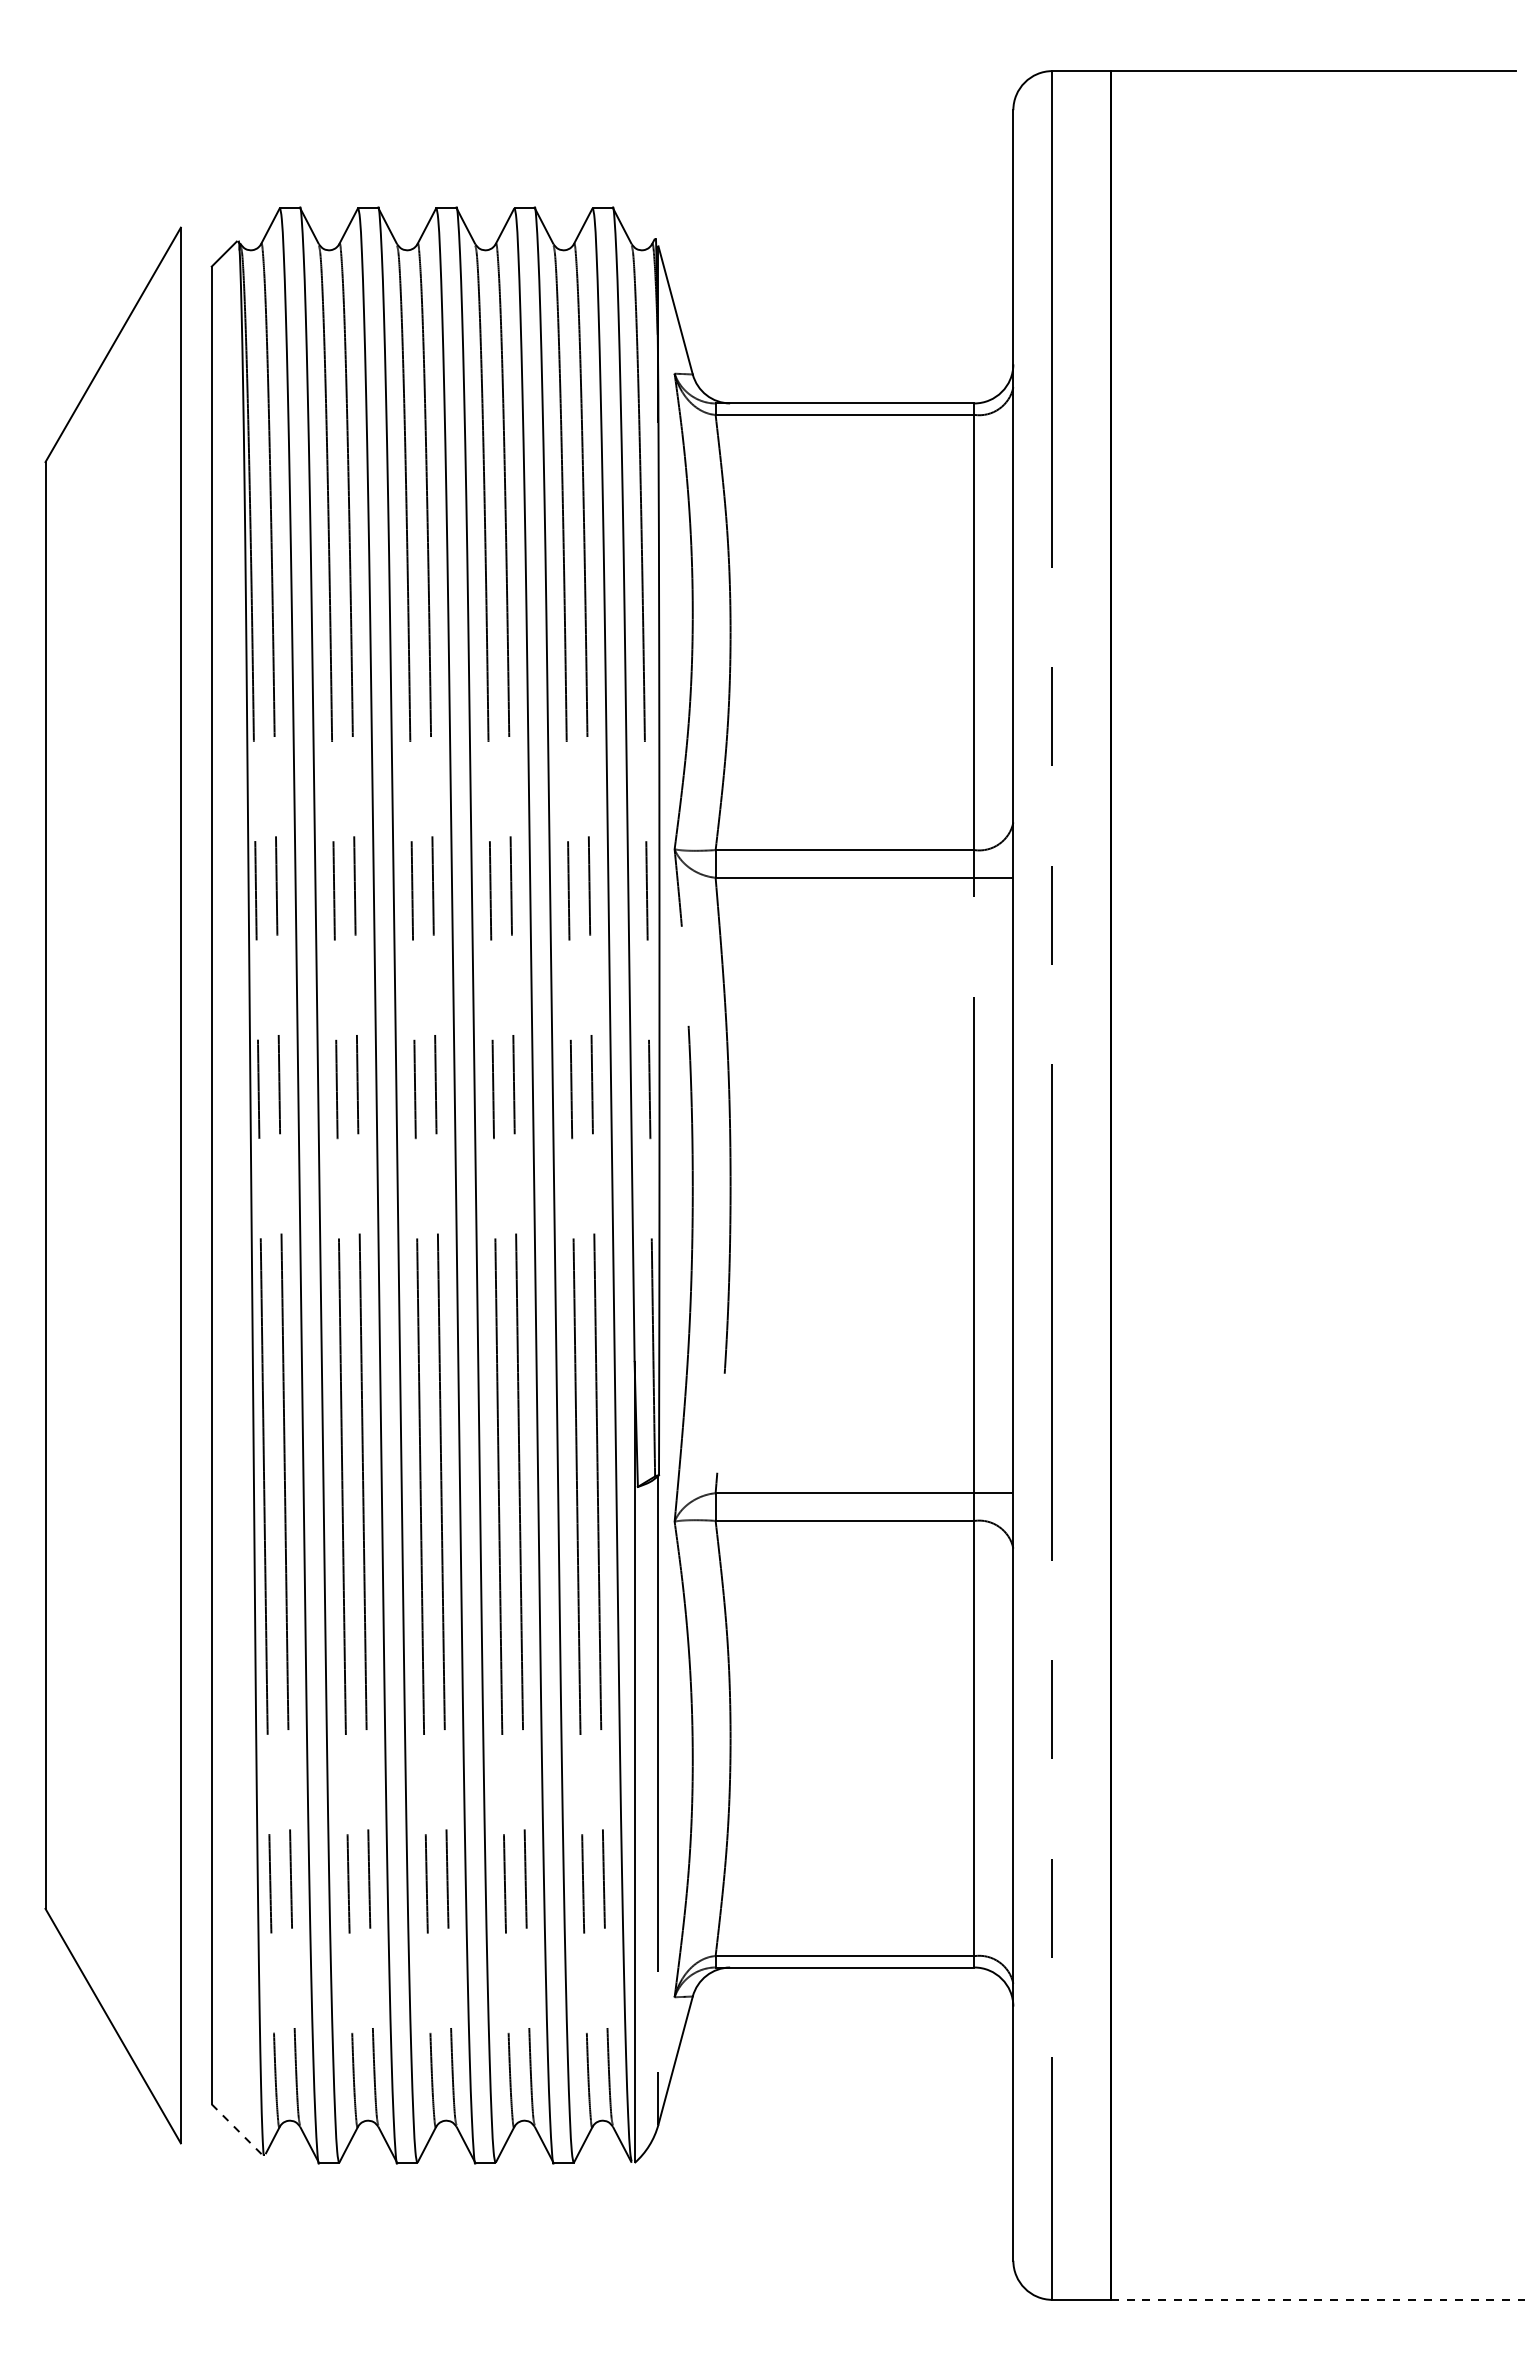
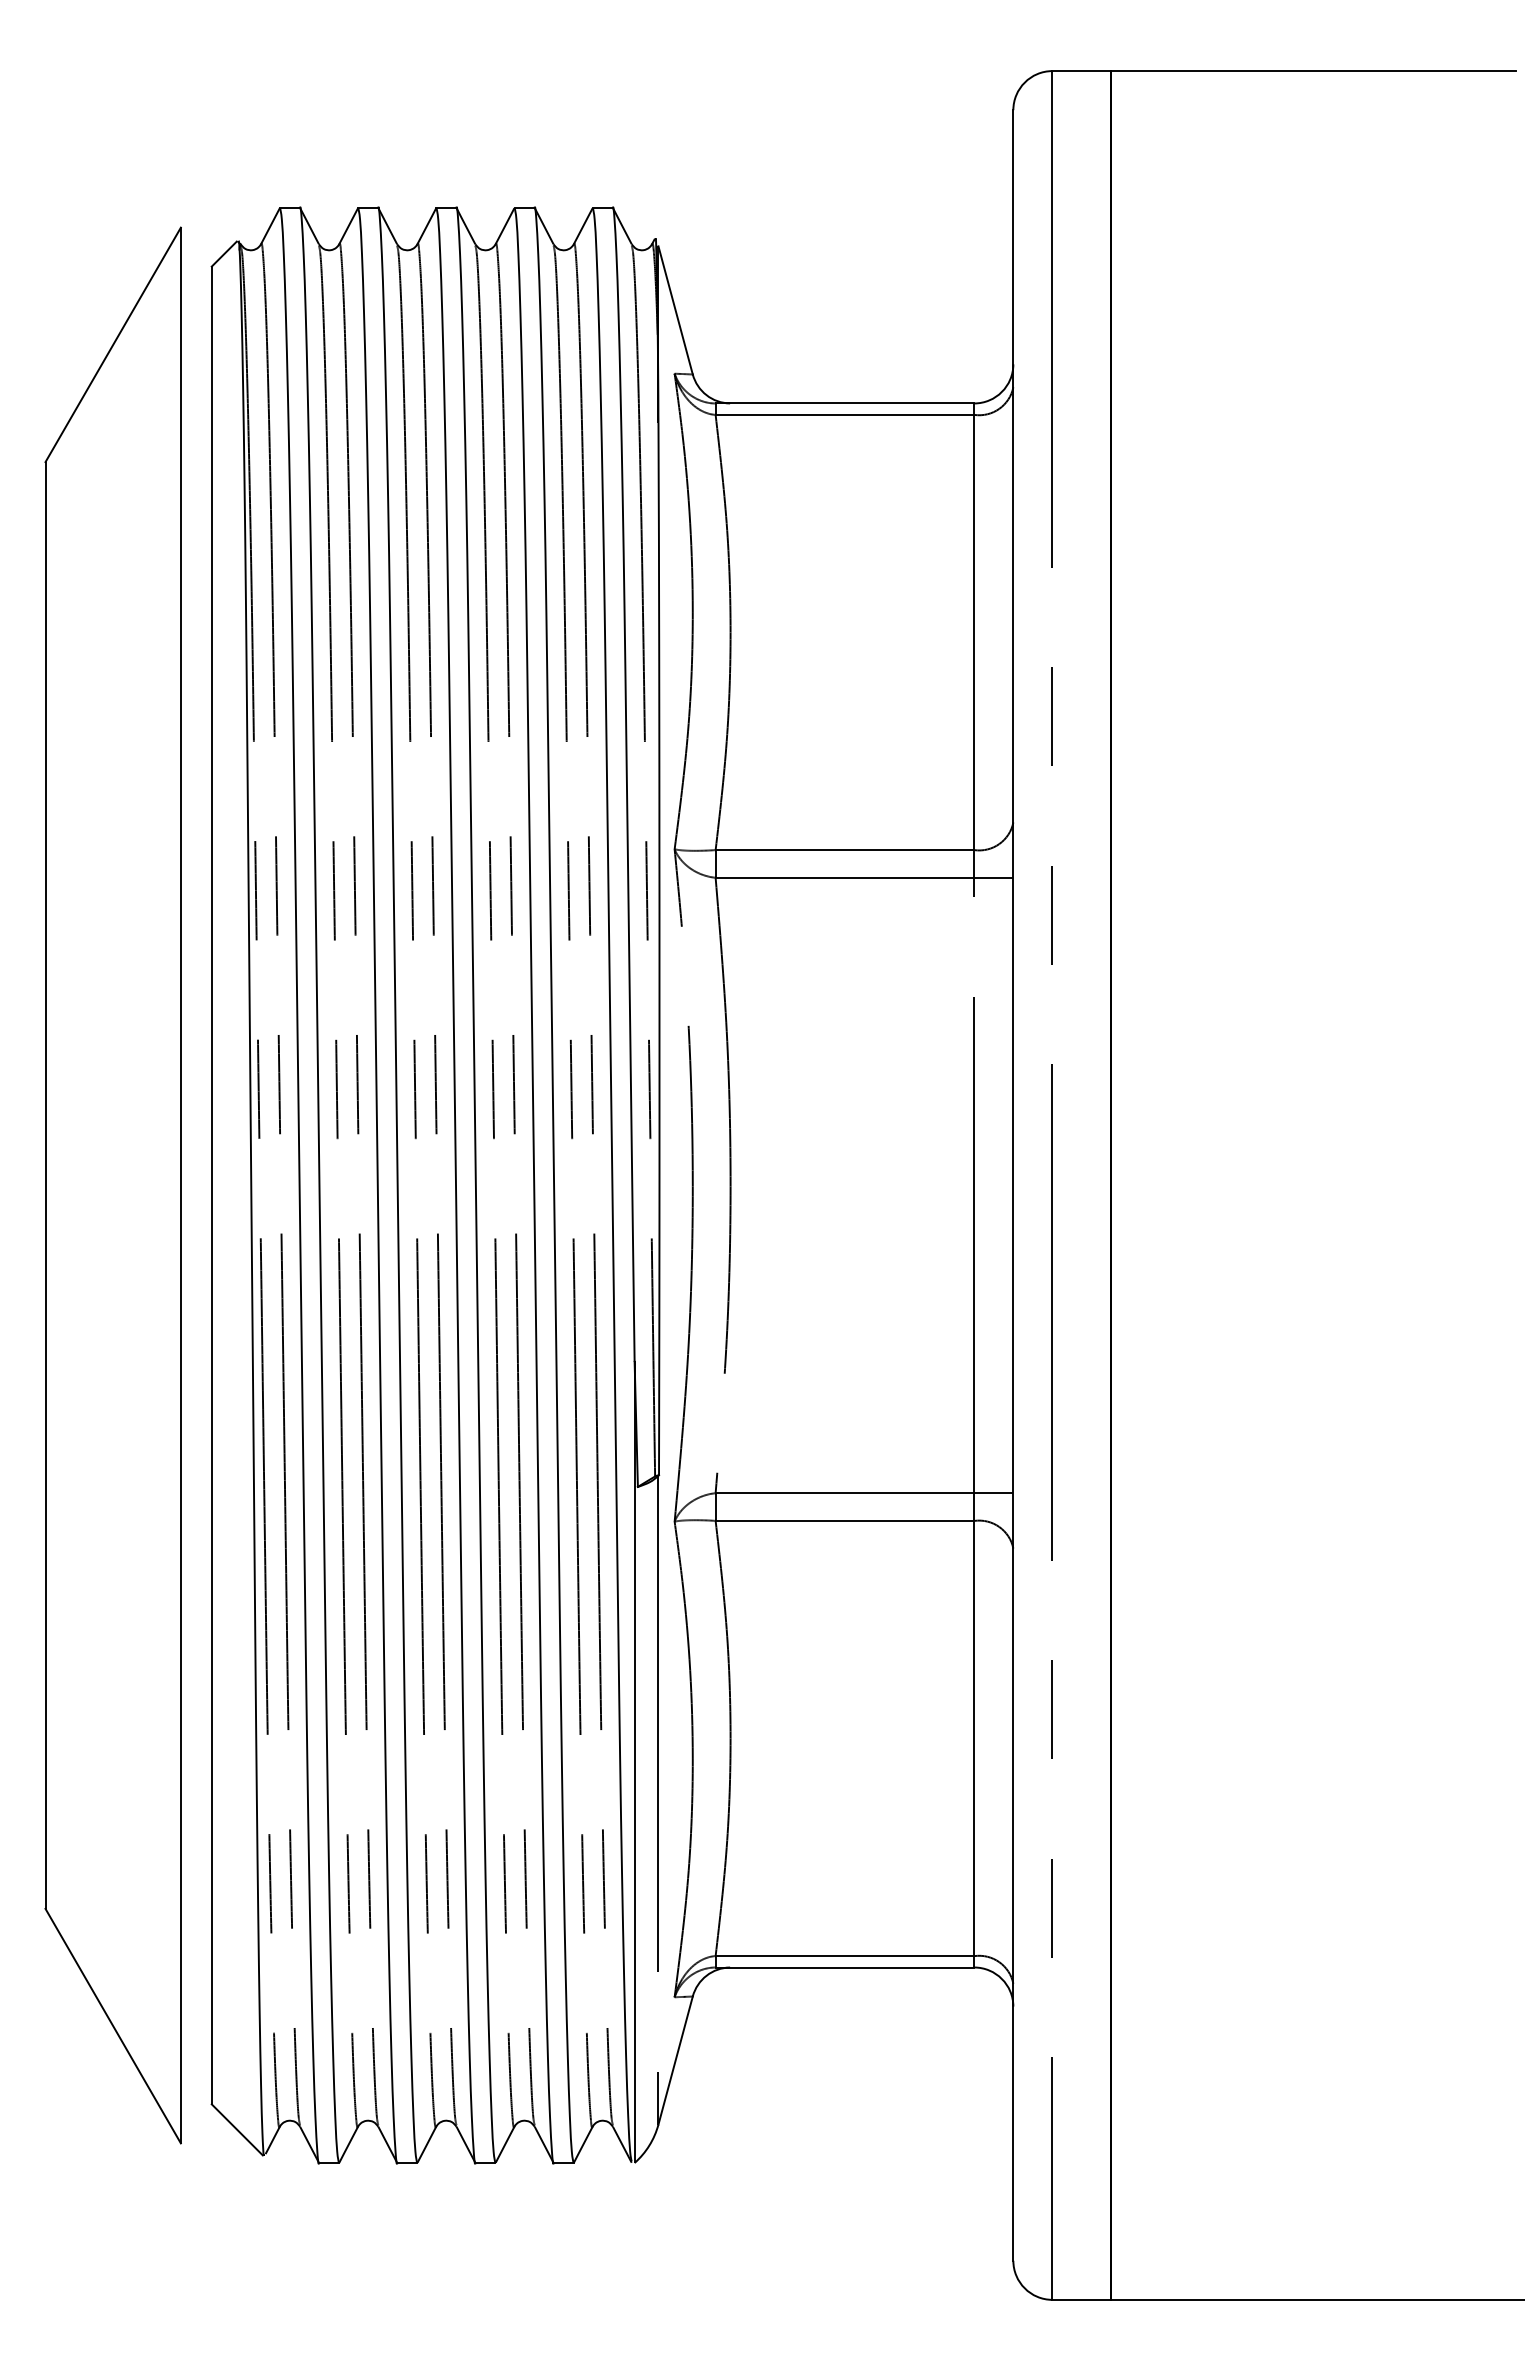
line: dashed -> solid (237, 2130)
line: dashed -> solid (1318, 2299)
